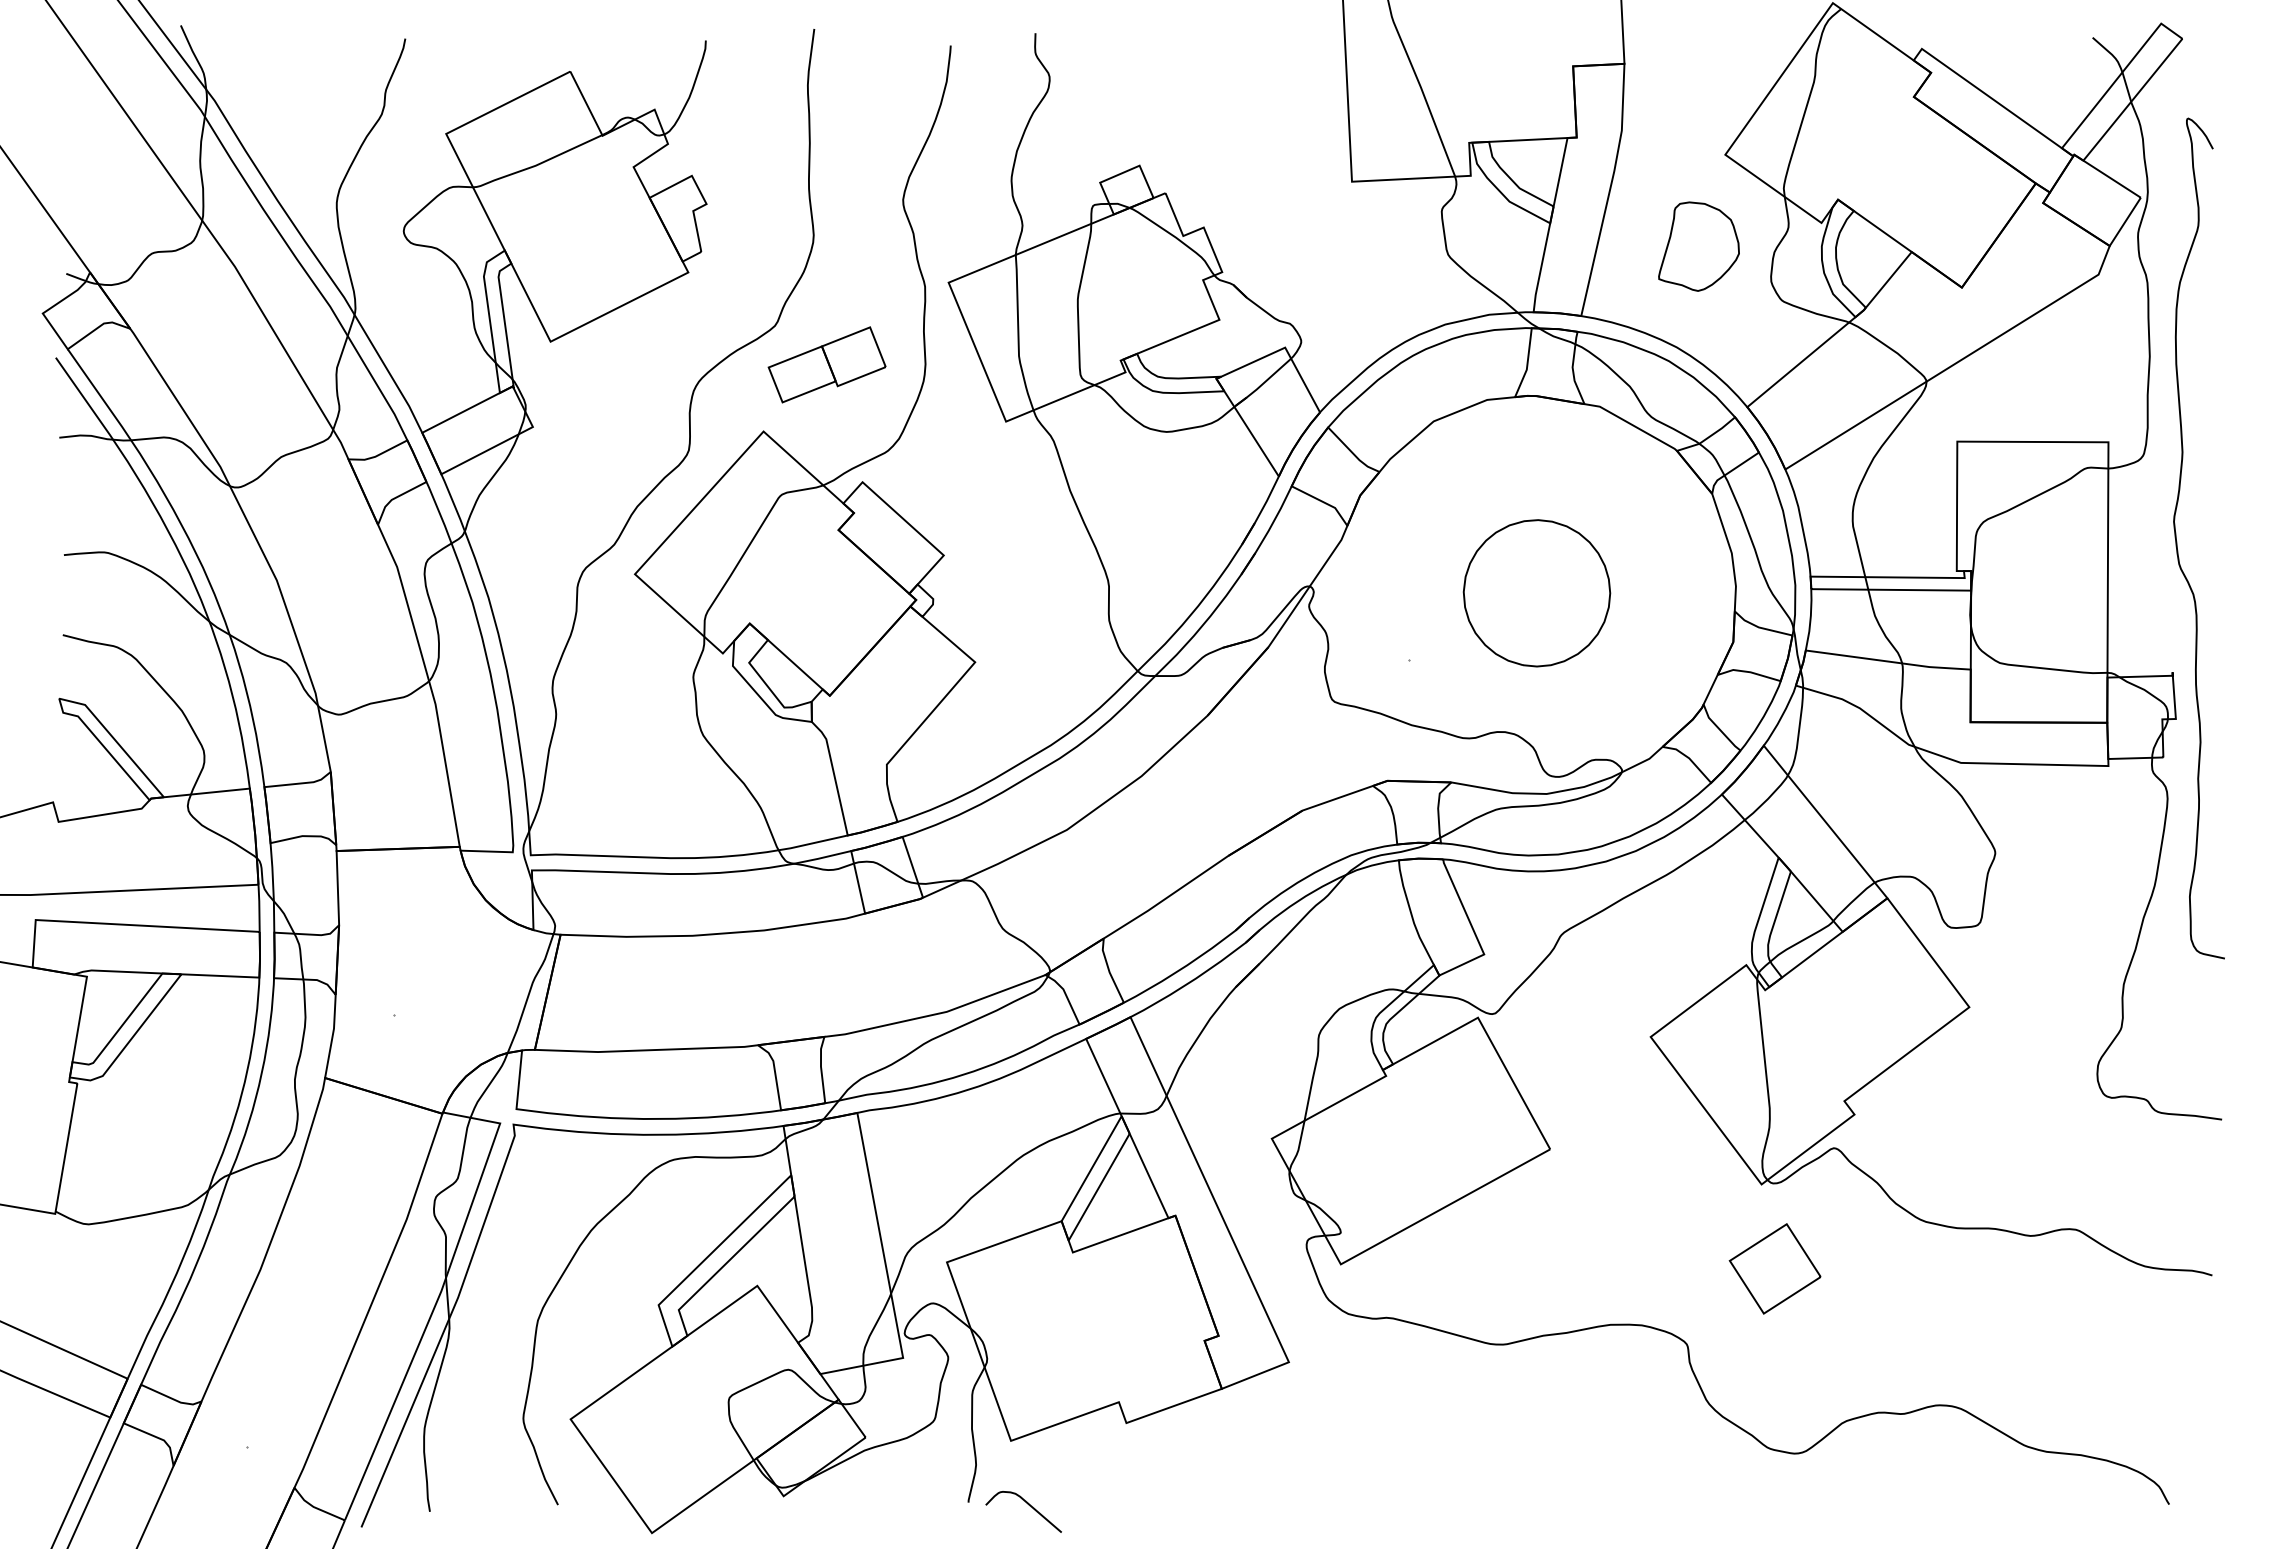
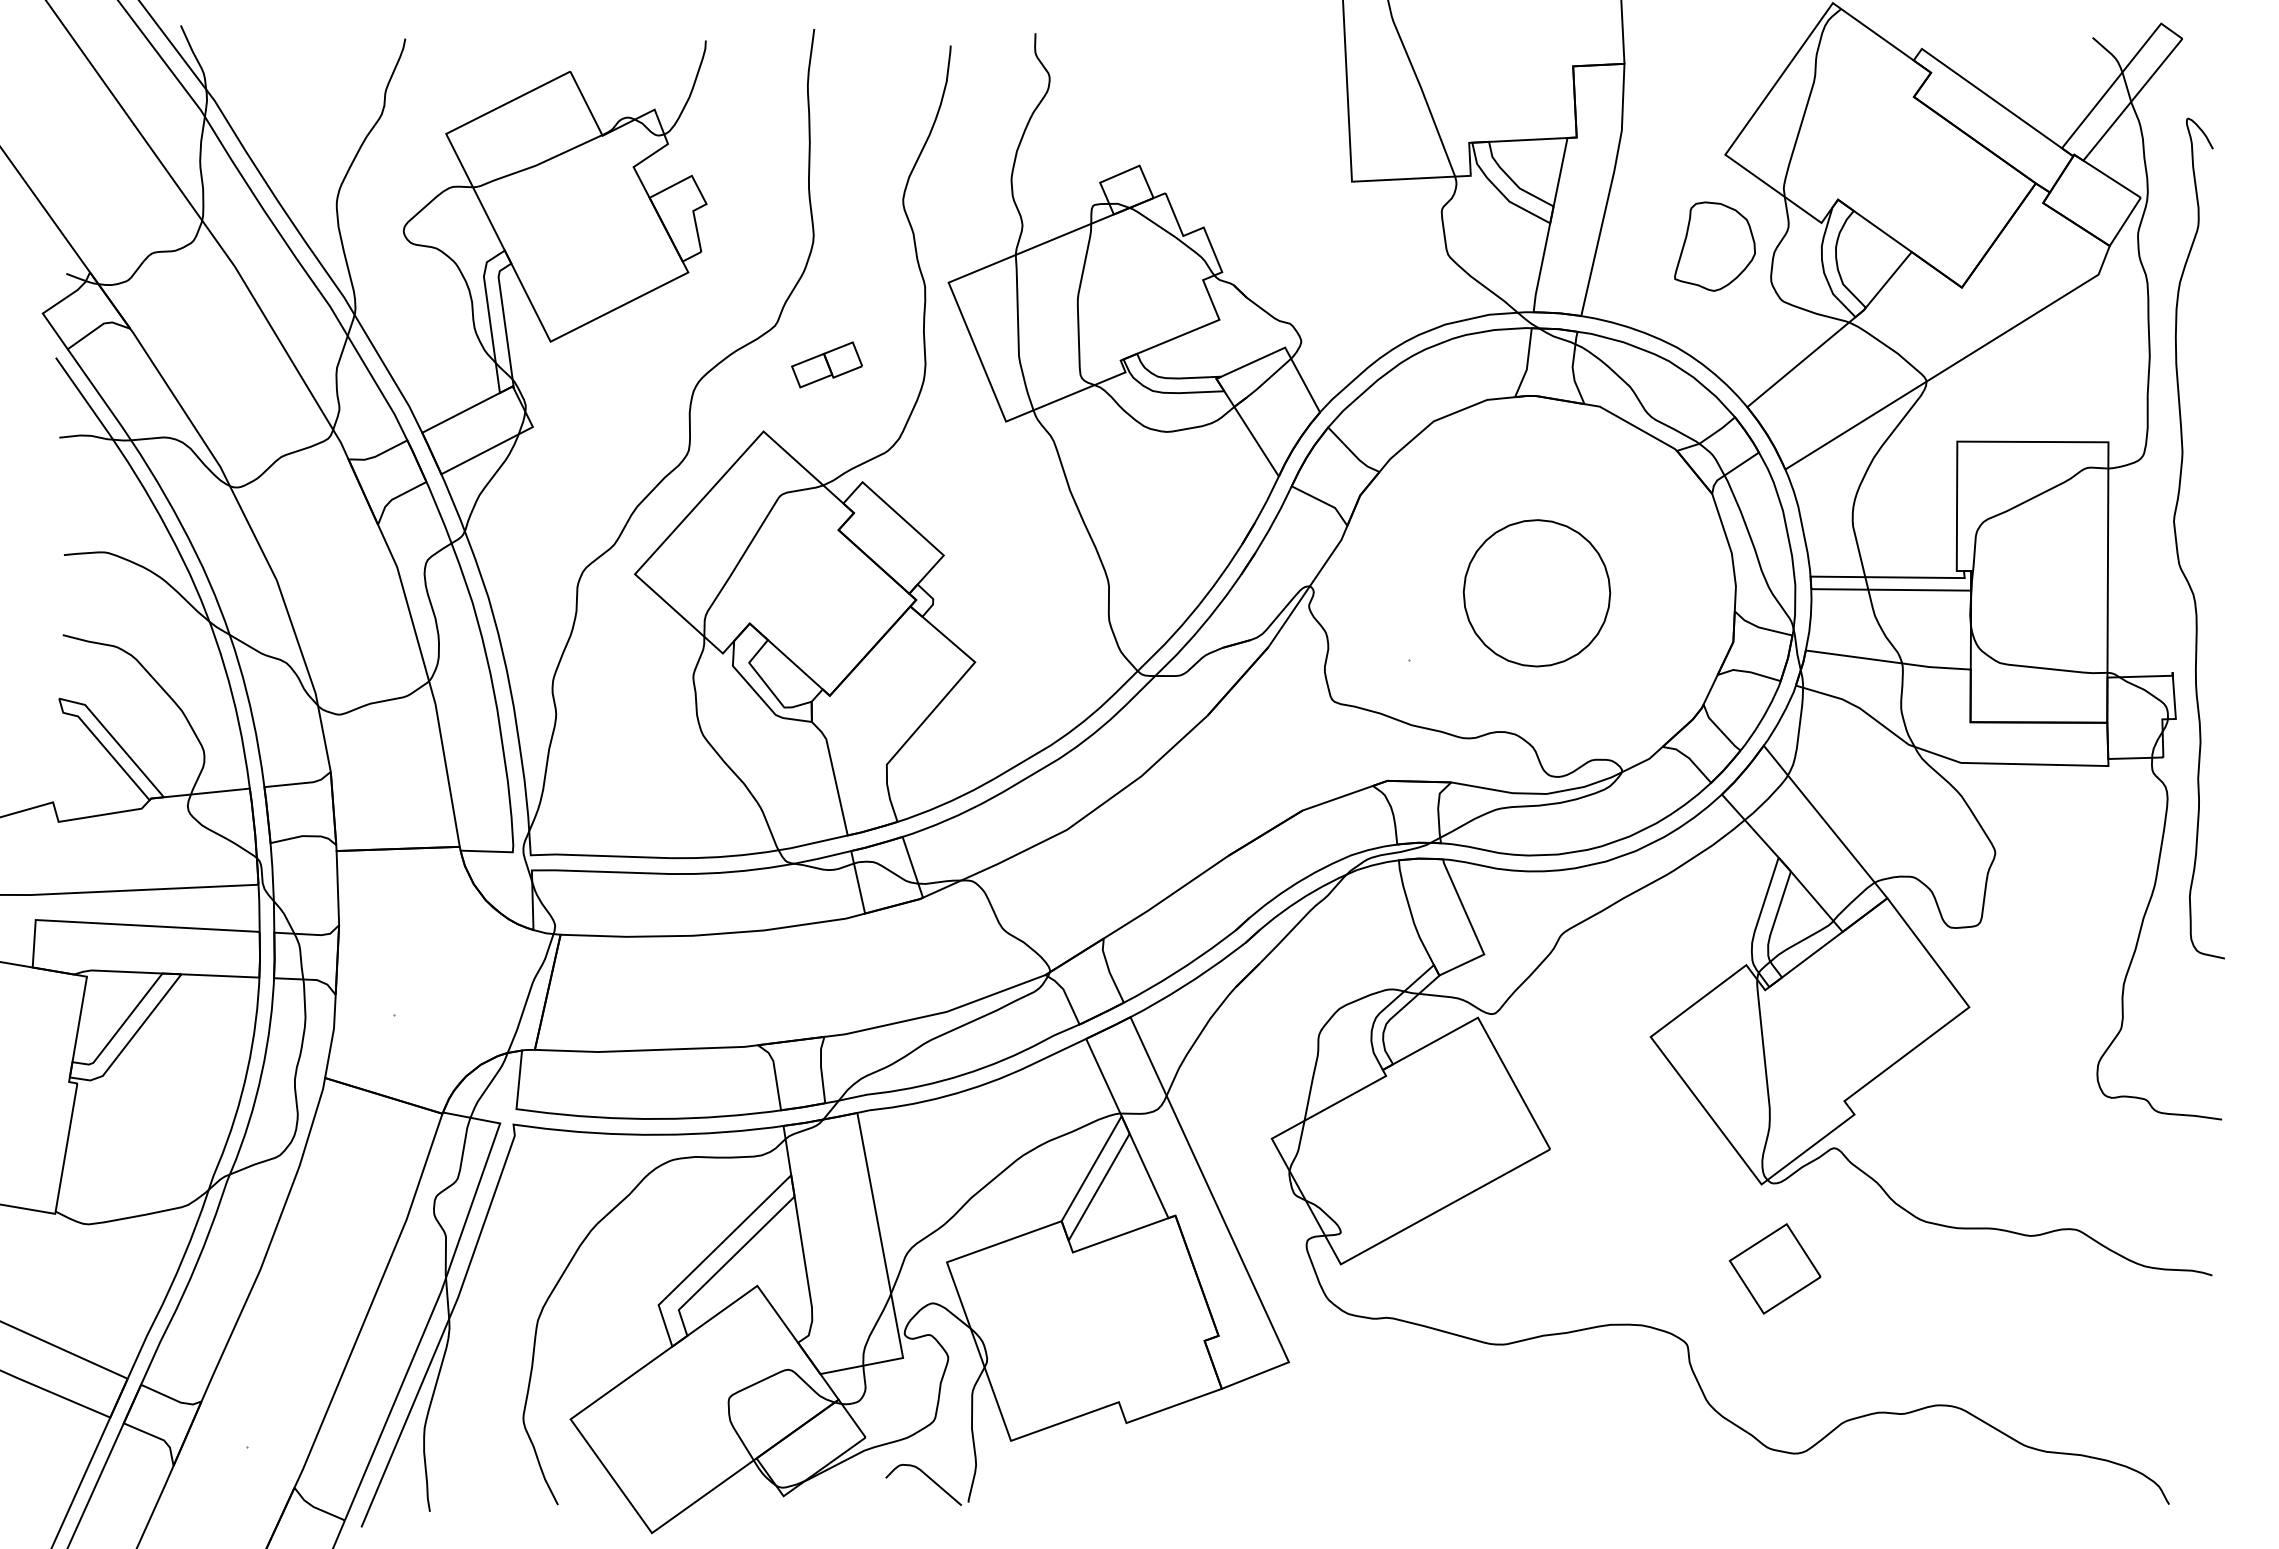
part position: (1698, 246) -> (1714, 246) (1714, 246)
part size: 120x78 px -> 72x48 px (826, 364)
curve position: (1028, 1505) -> (928, 1478) (928, 1478)
